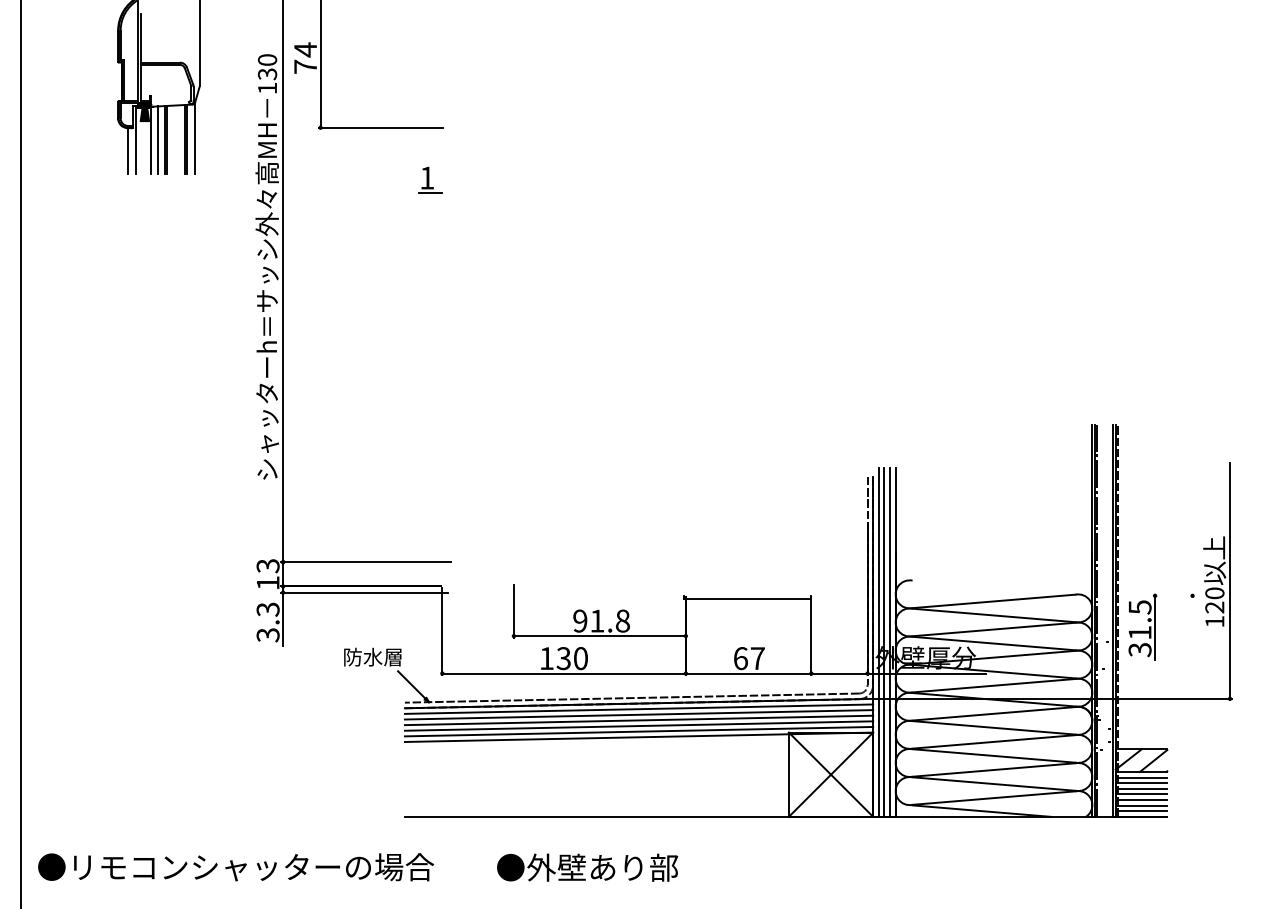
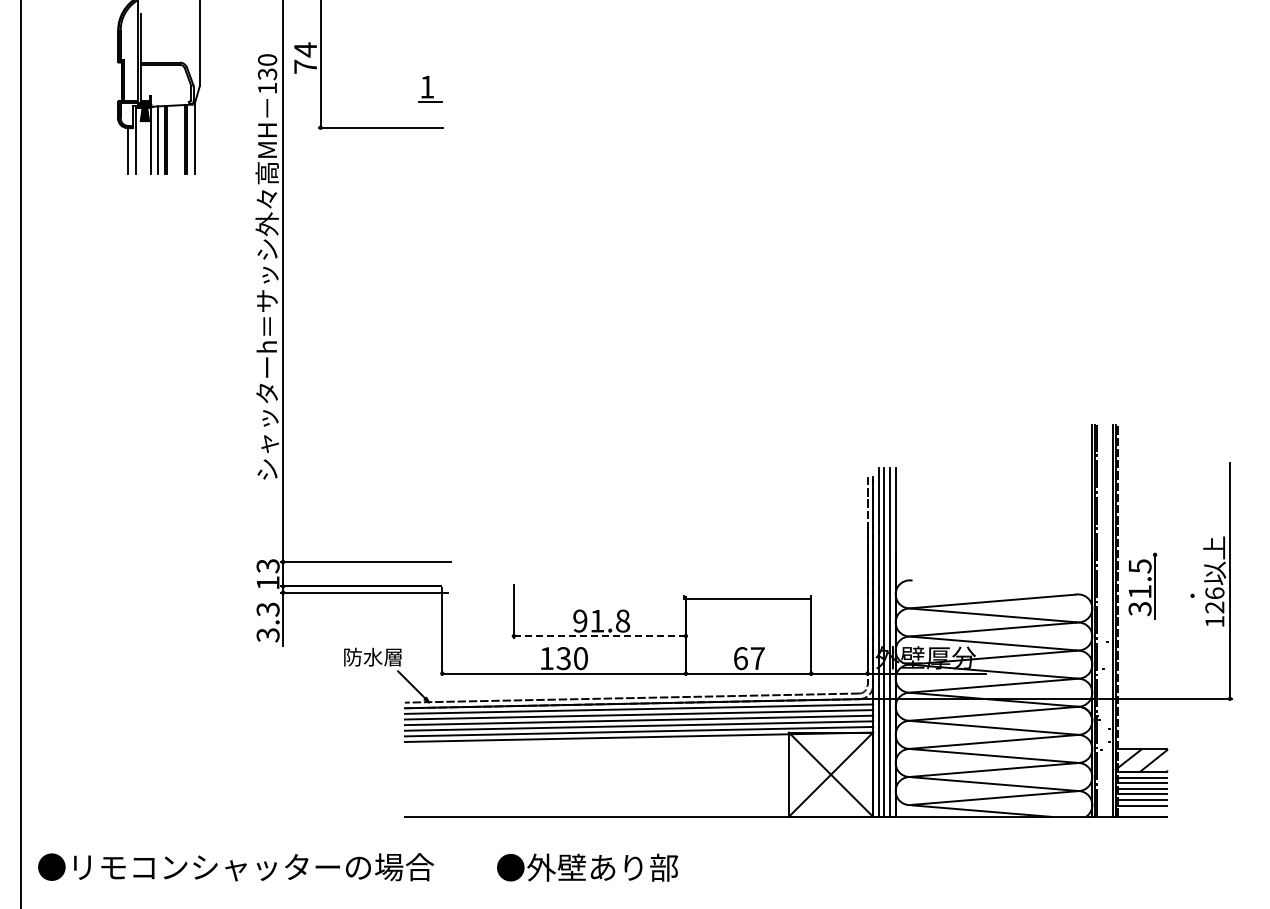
part position: (430, 180) -> (430, 89) (430, 89)
text: 120 -> 126 (1214, 593)
part position: (1142, 626) -> (1142, 585) (1142, 585)
line: solid -> dashed (599, 636)
line: present -> none (1141, 811)
